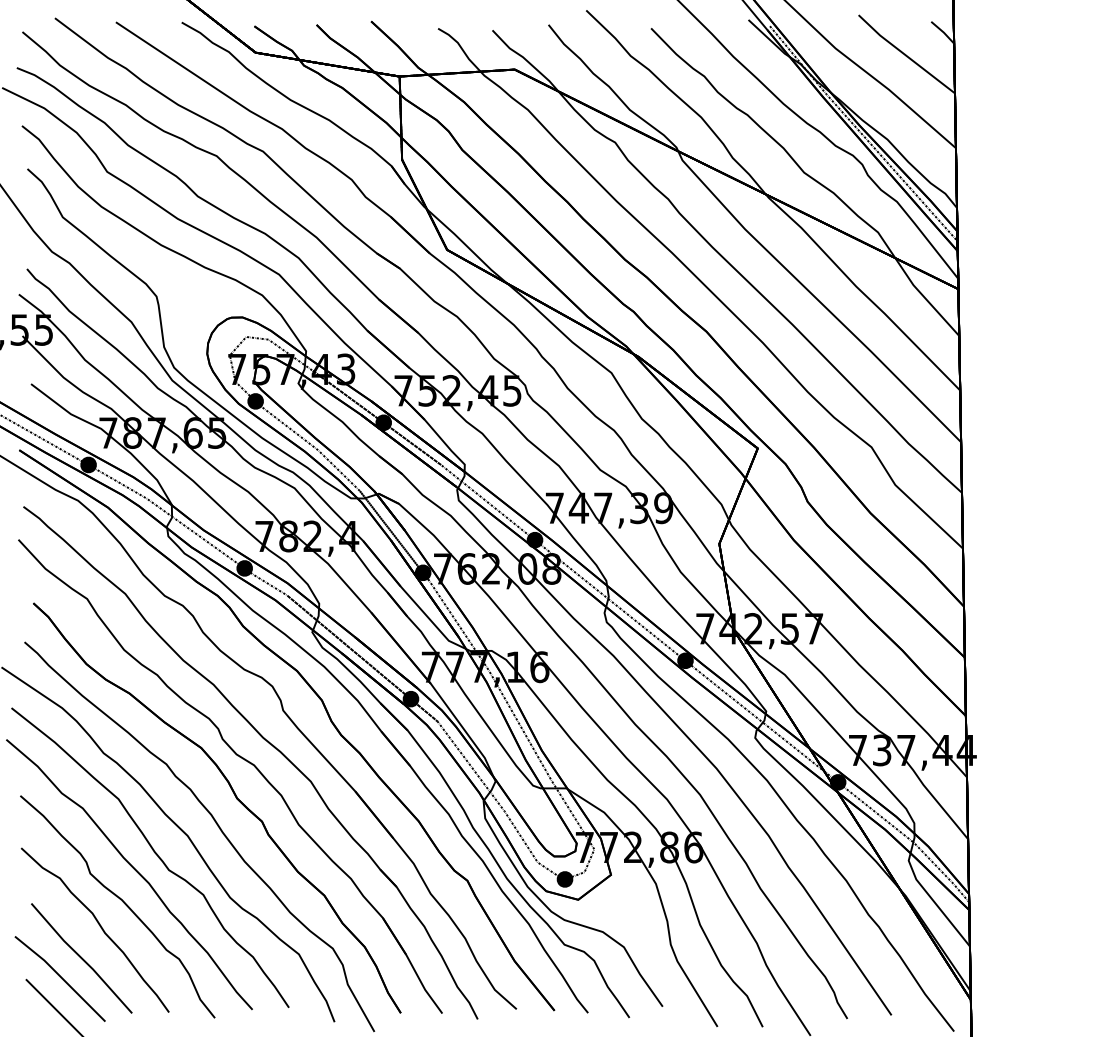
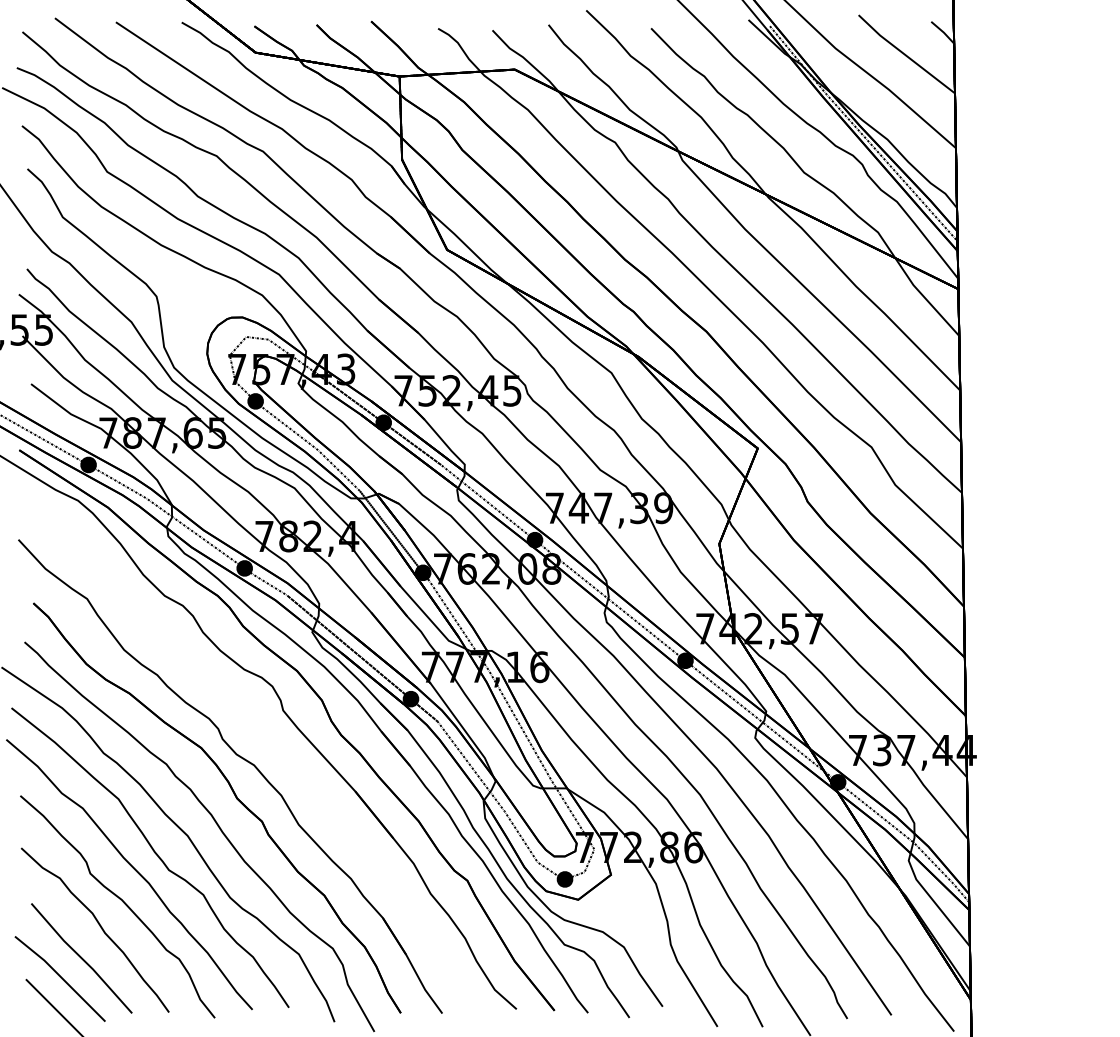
part: present -> none (264, 740)
